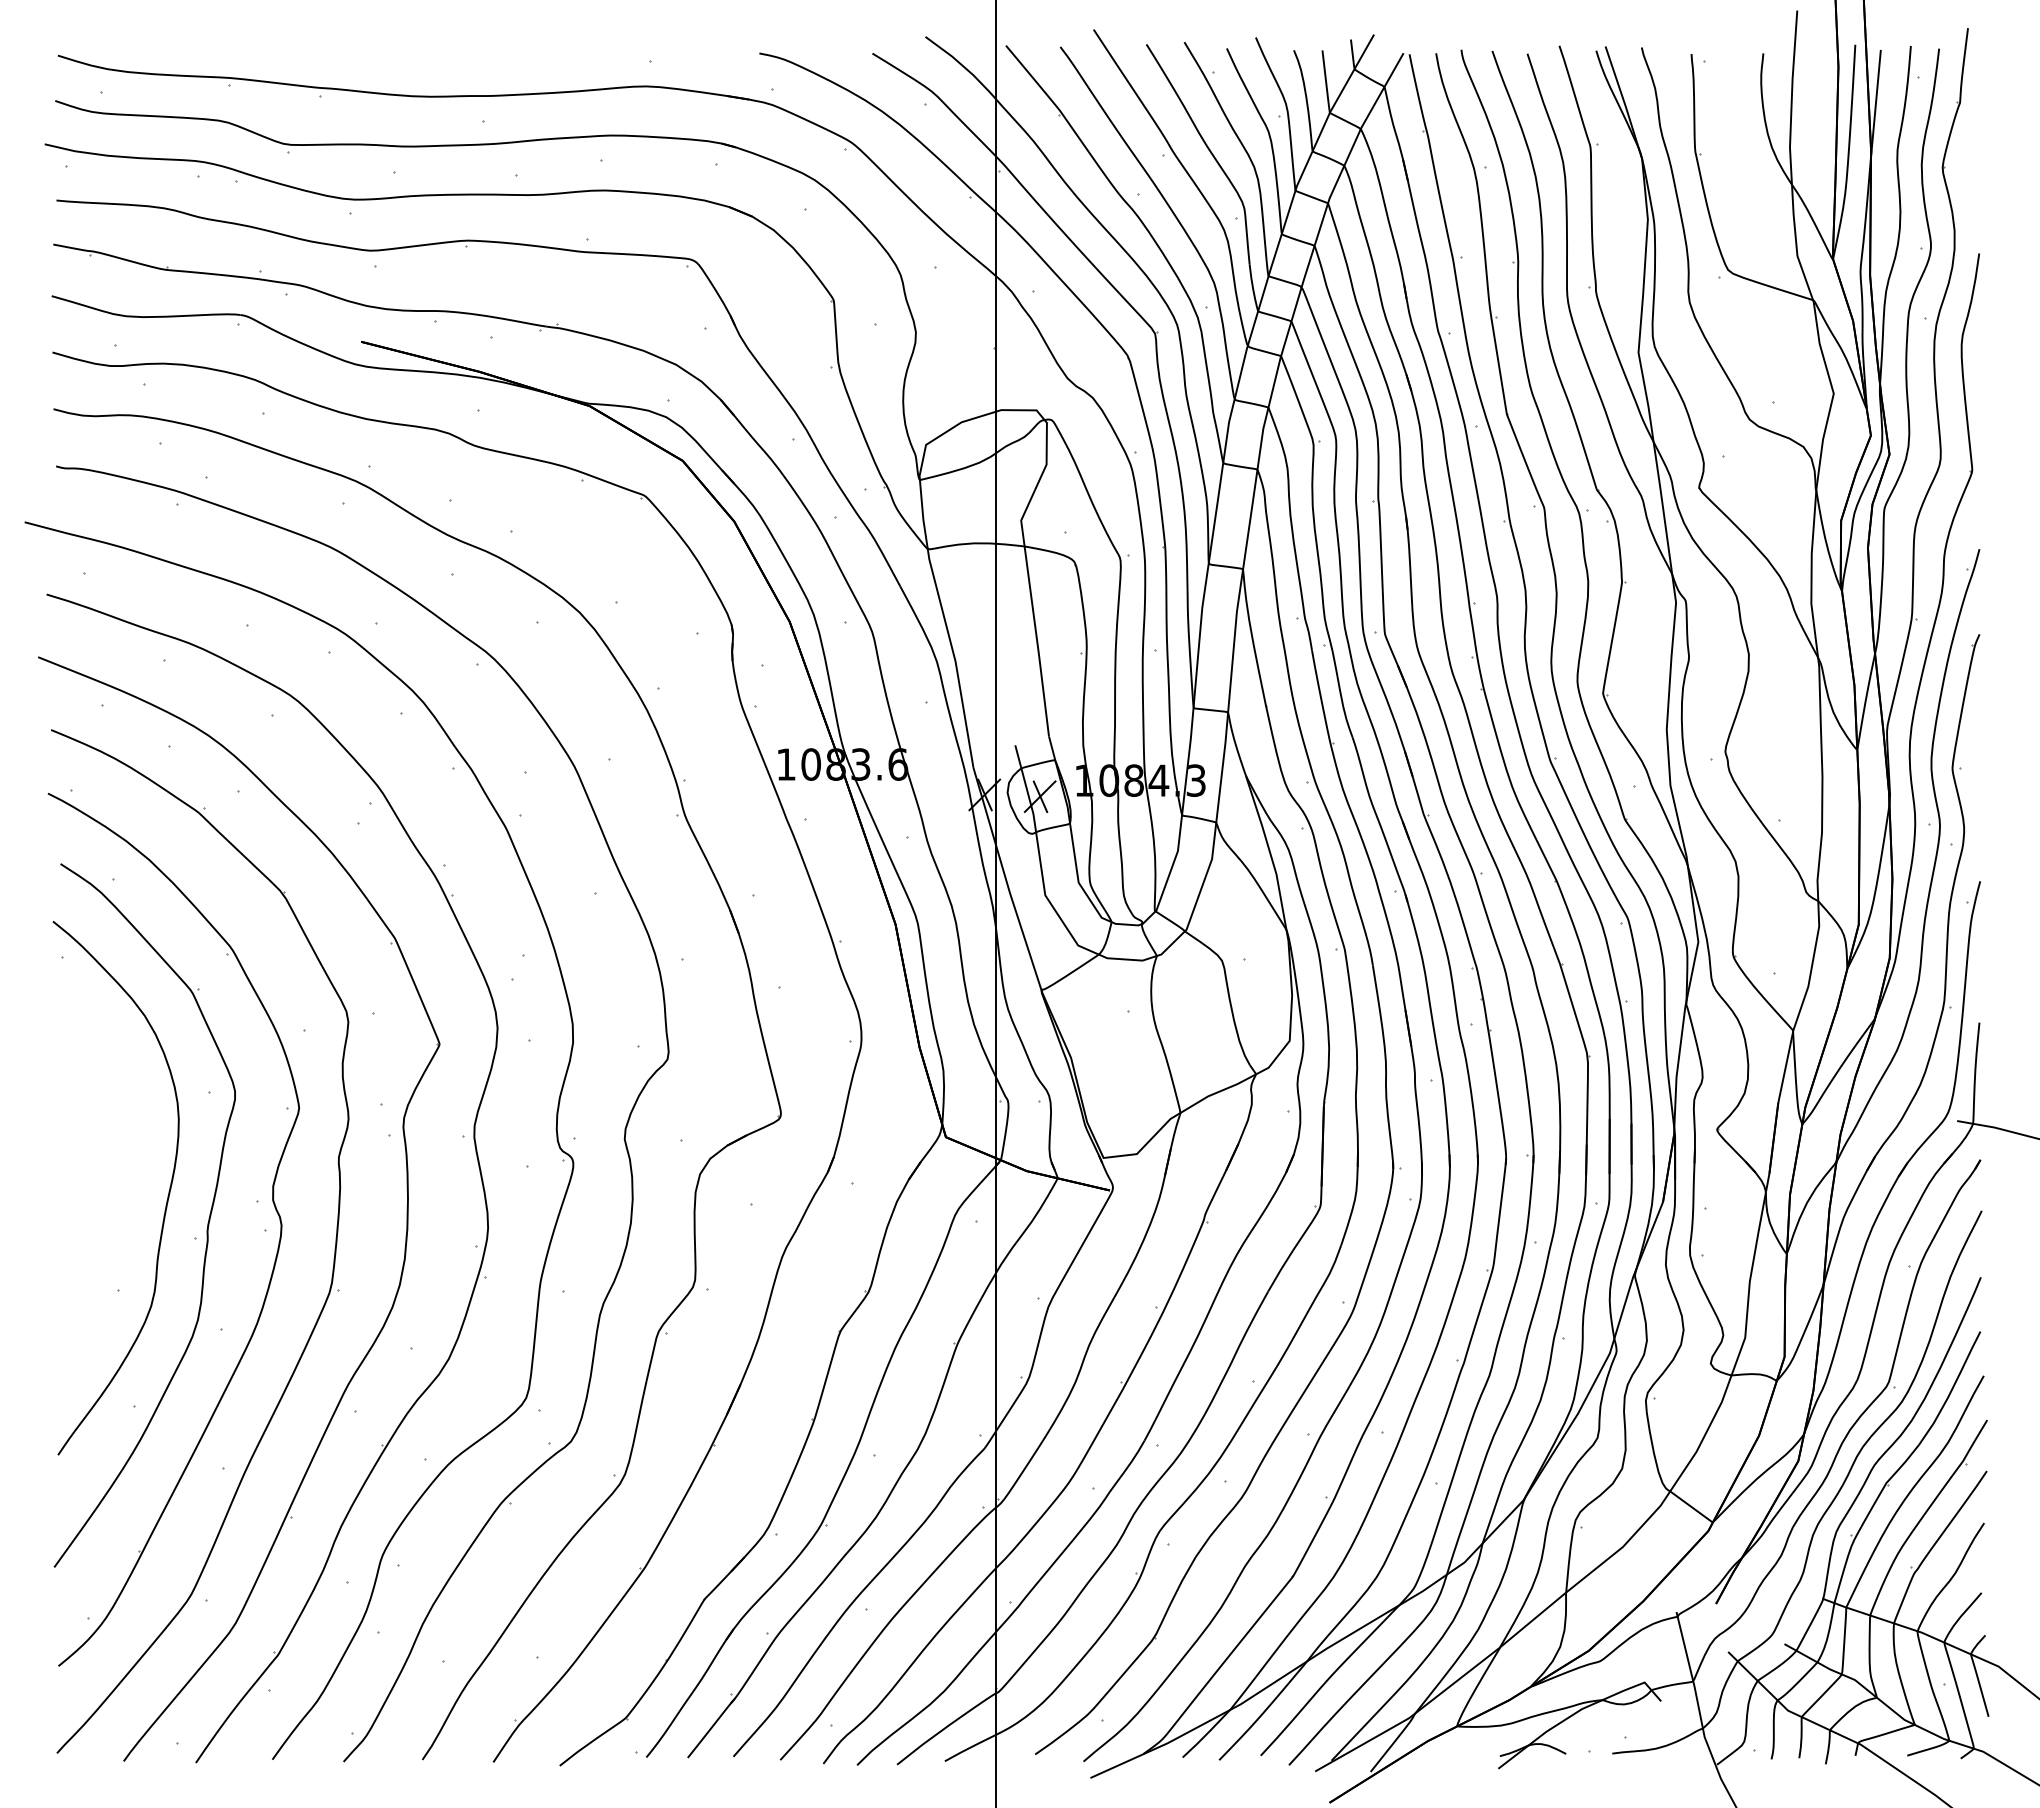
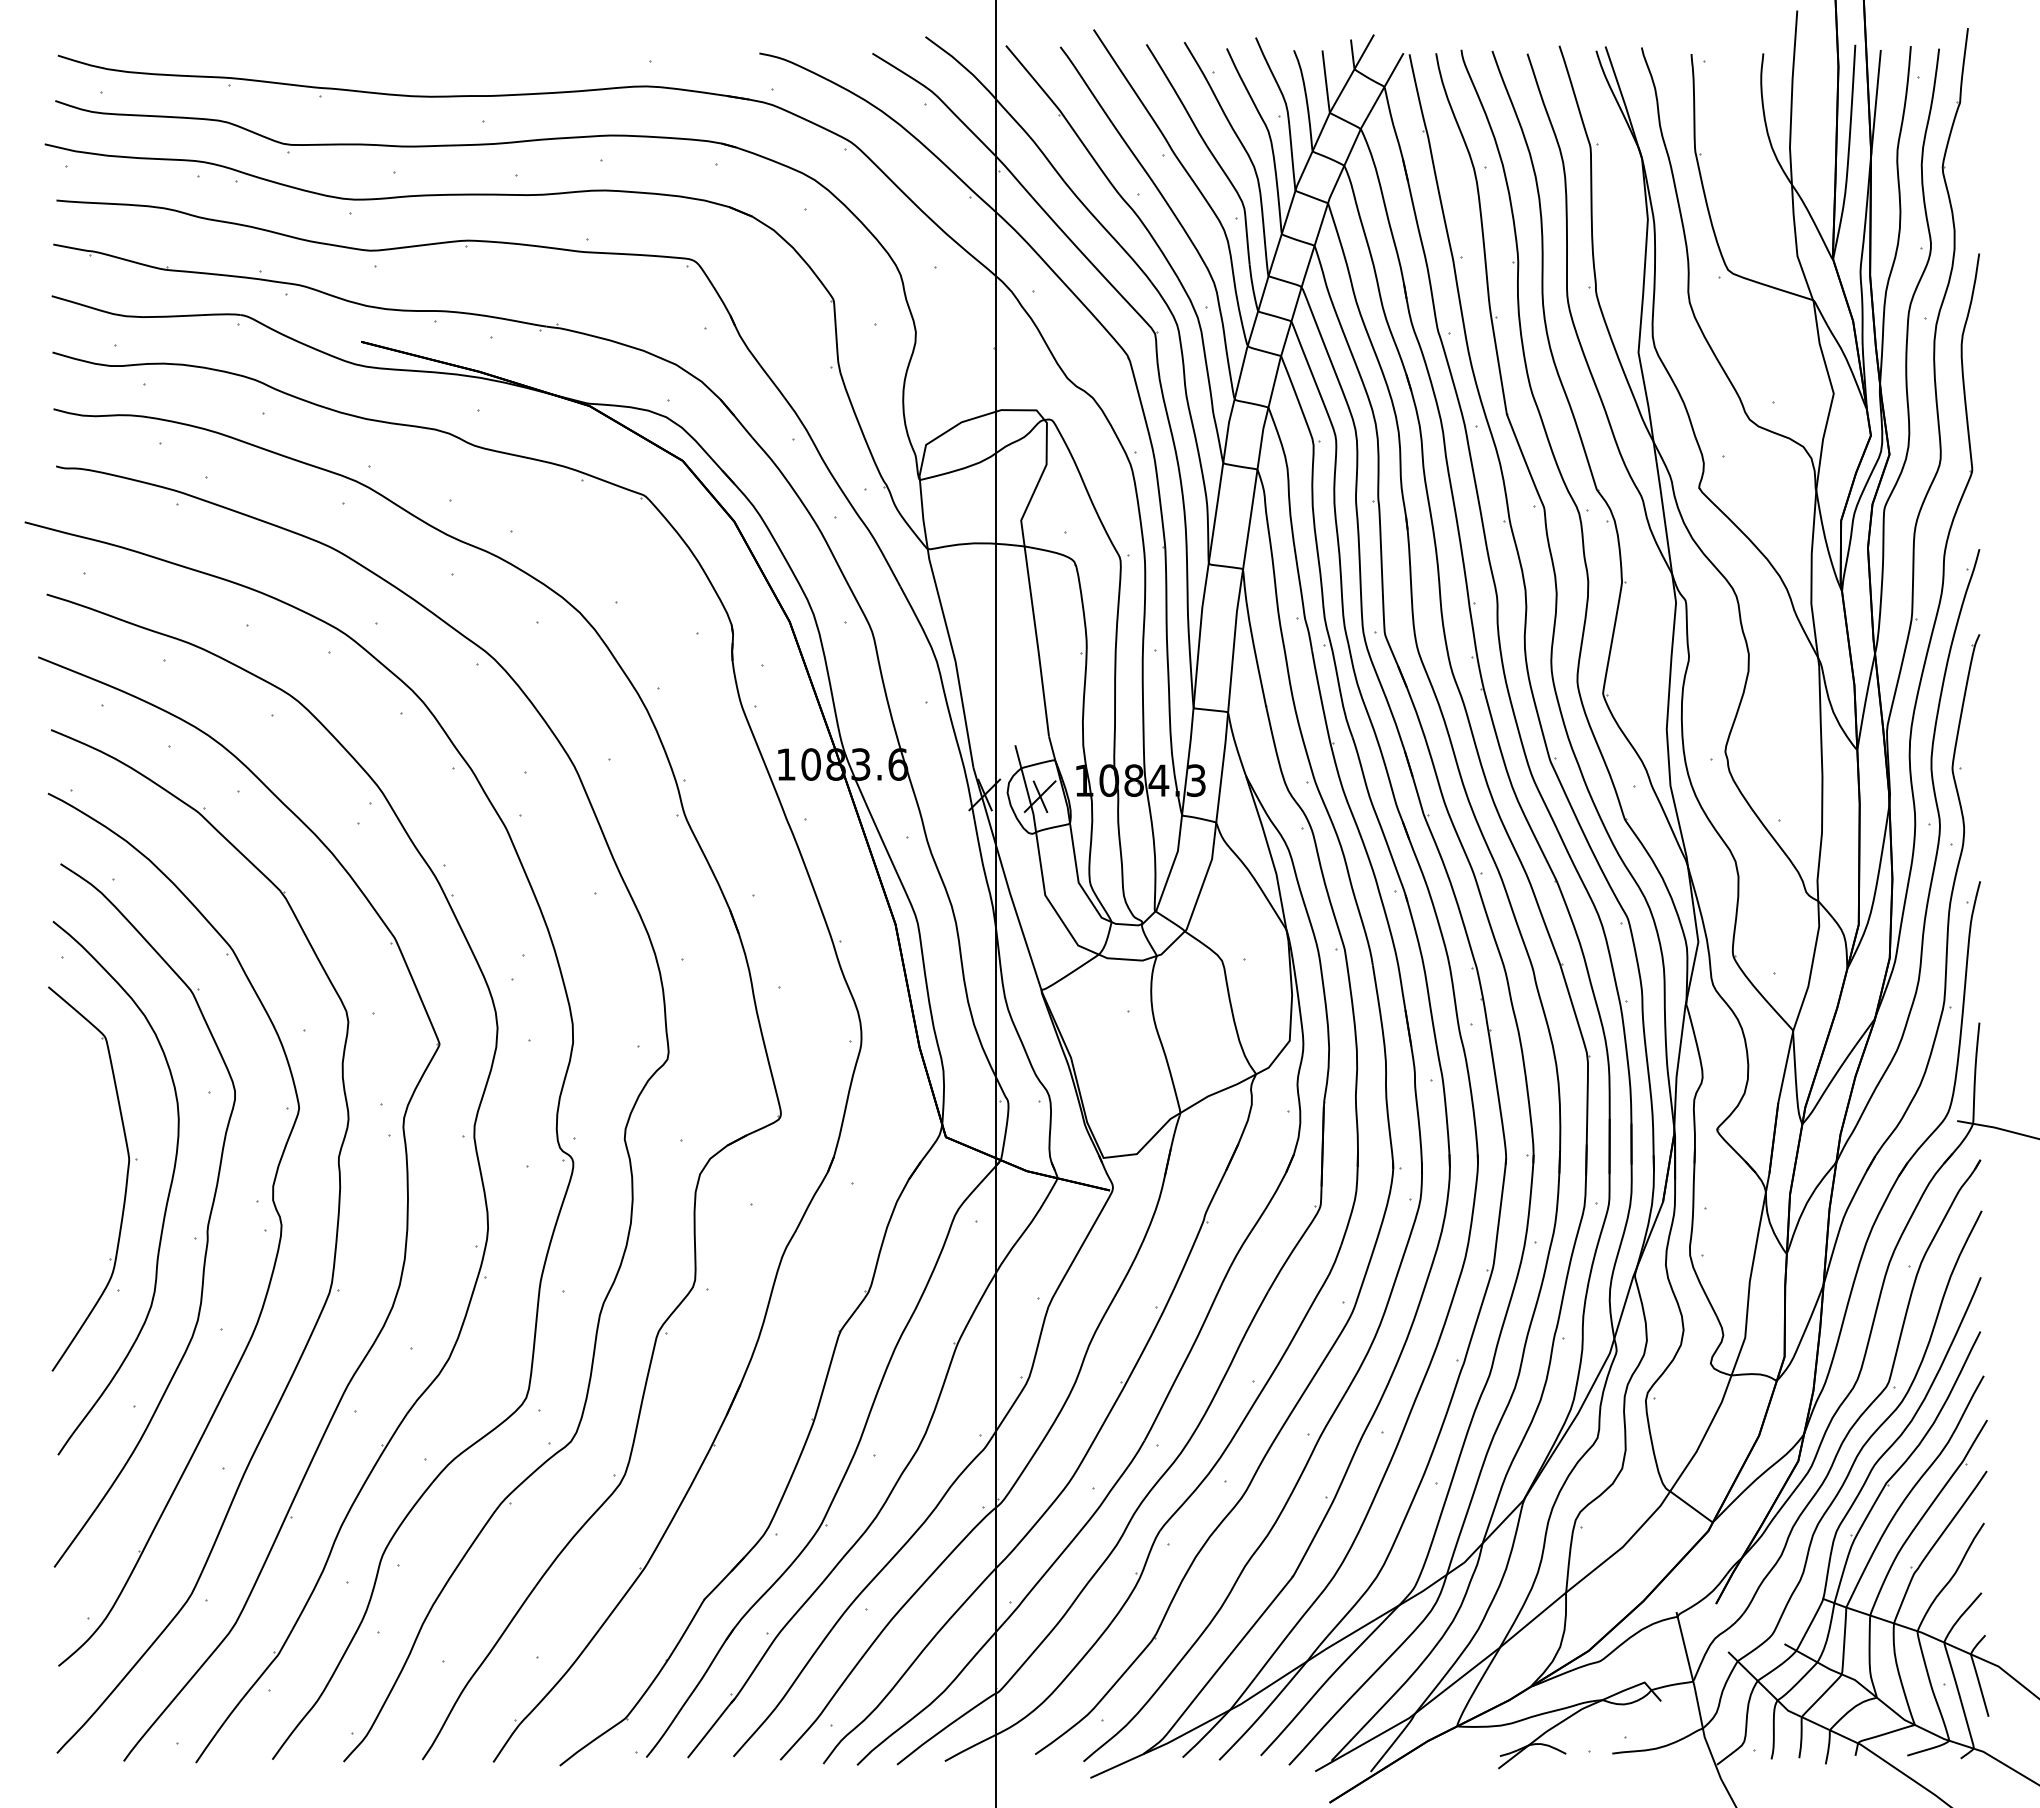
part: none -> present (125, 1183)
